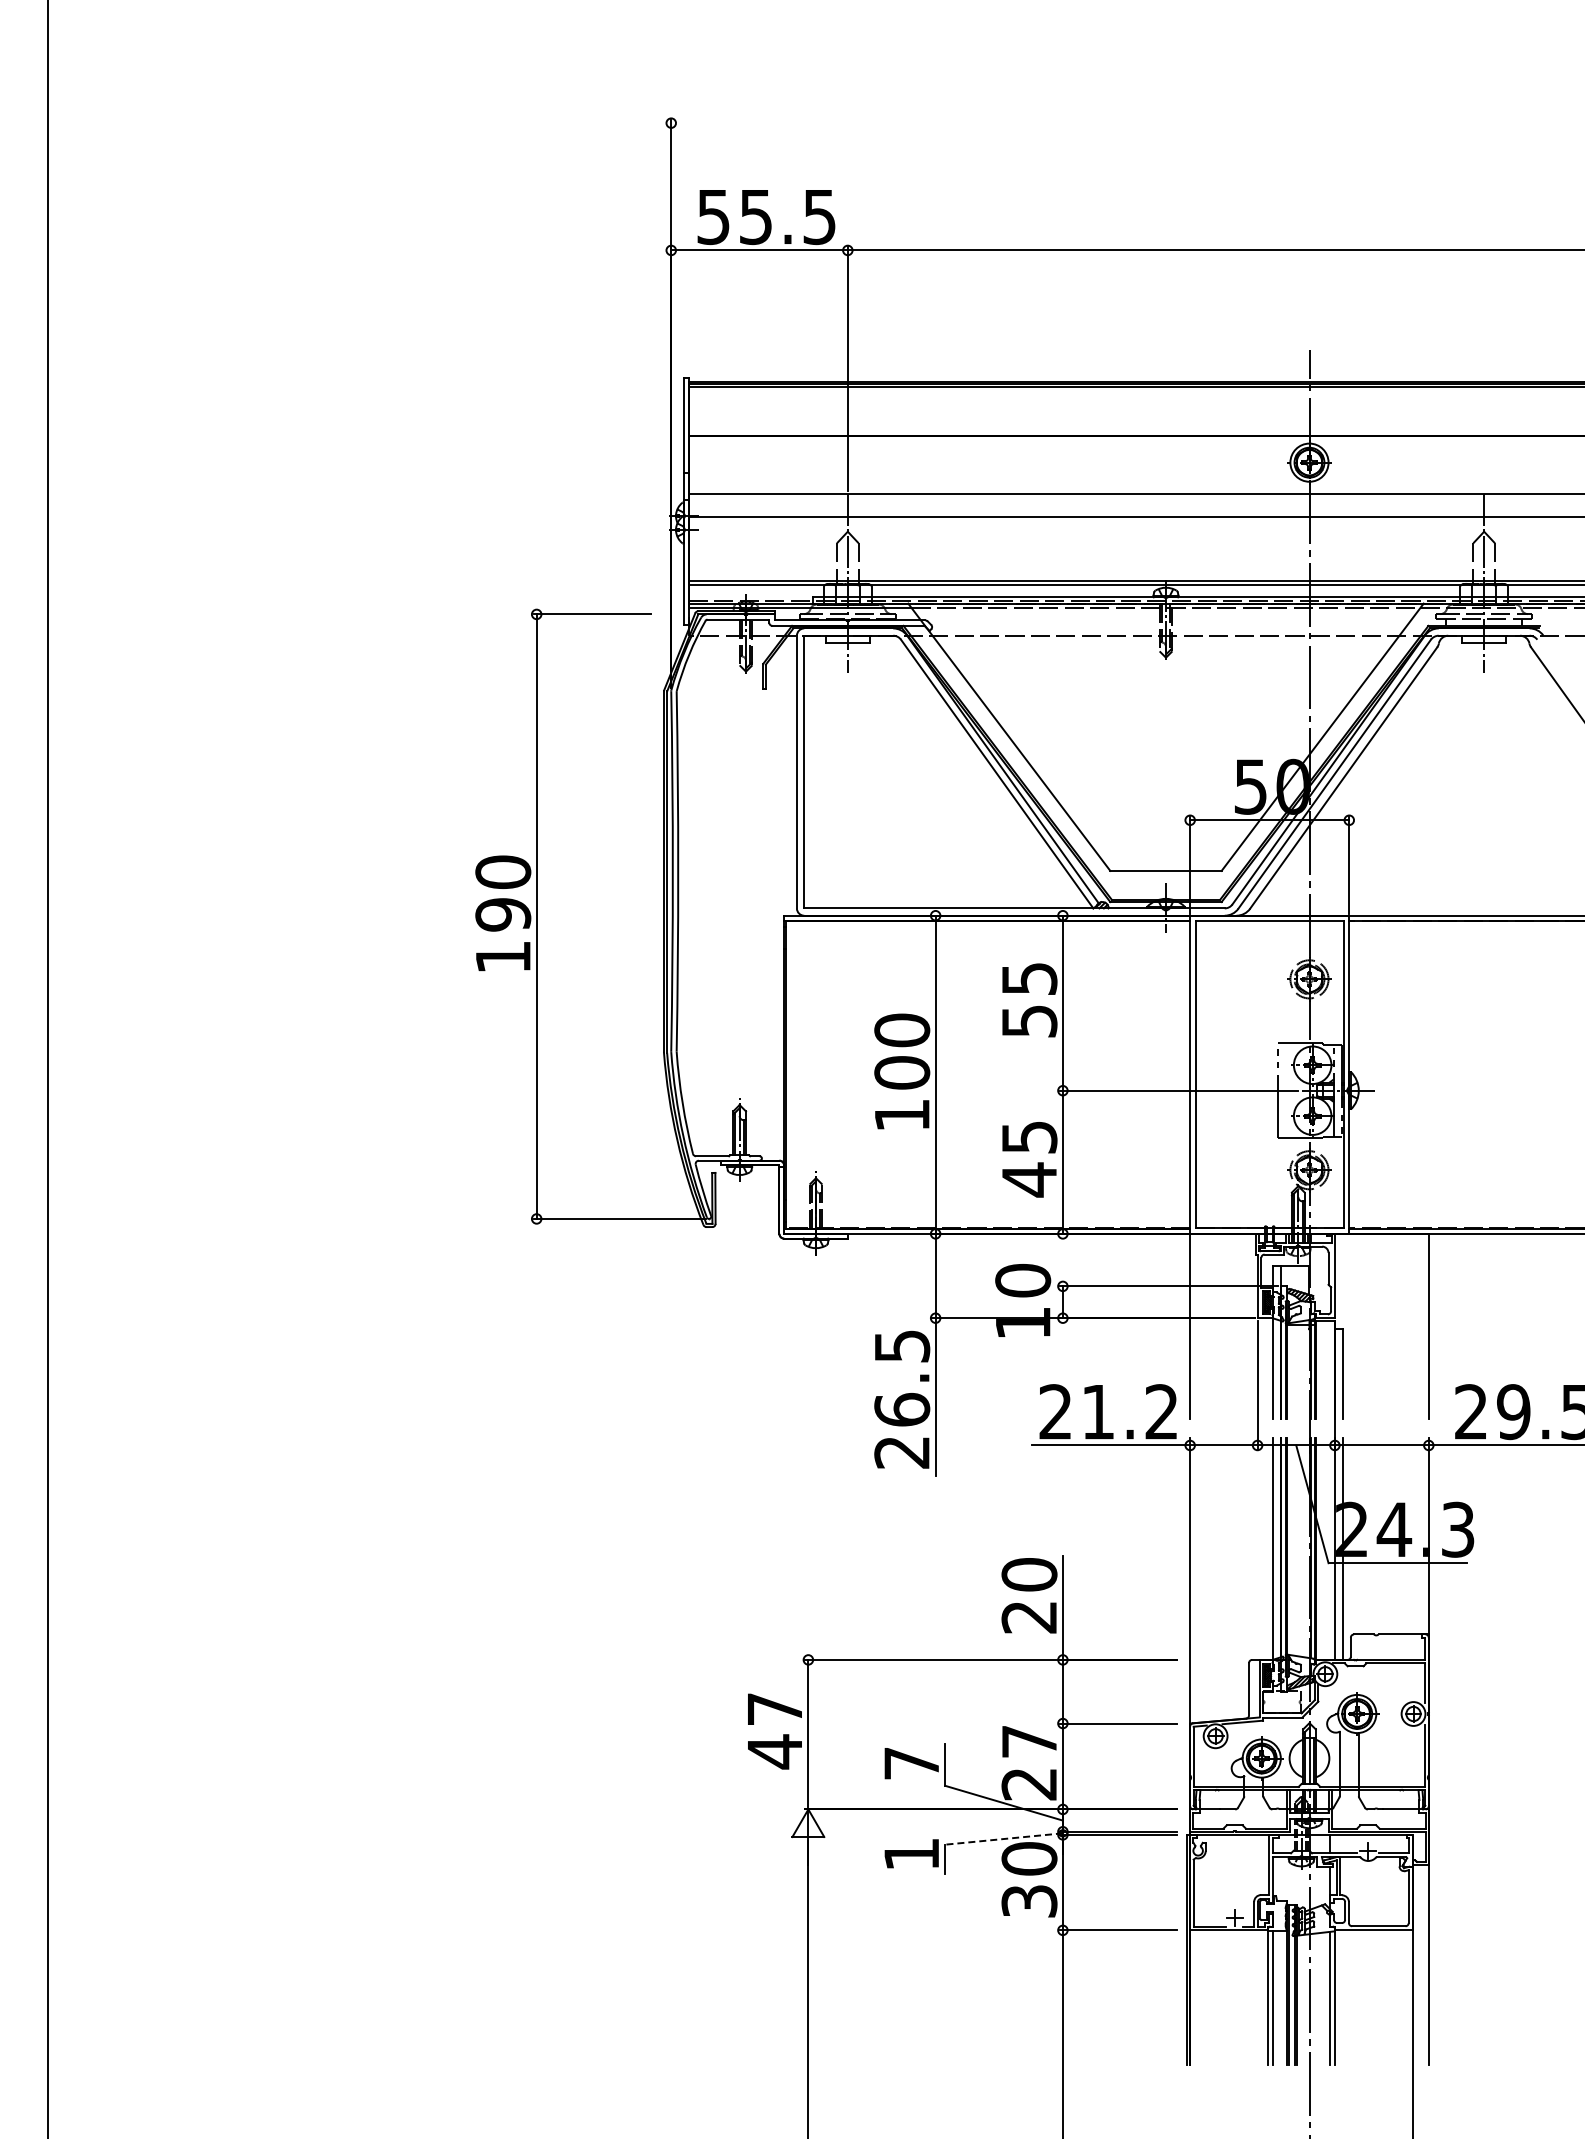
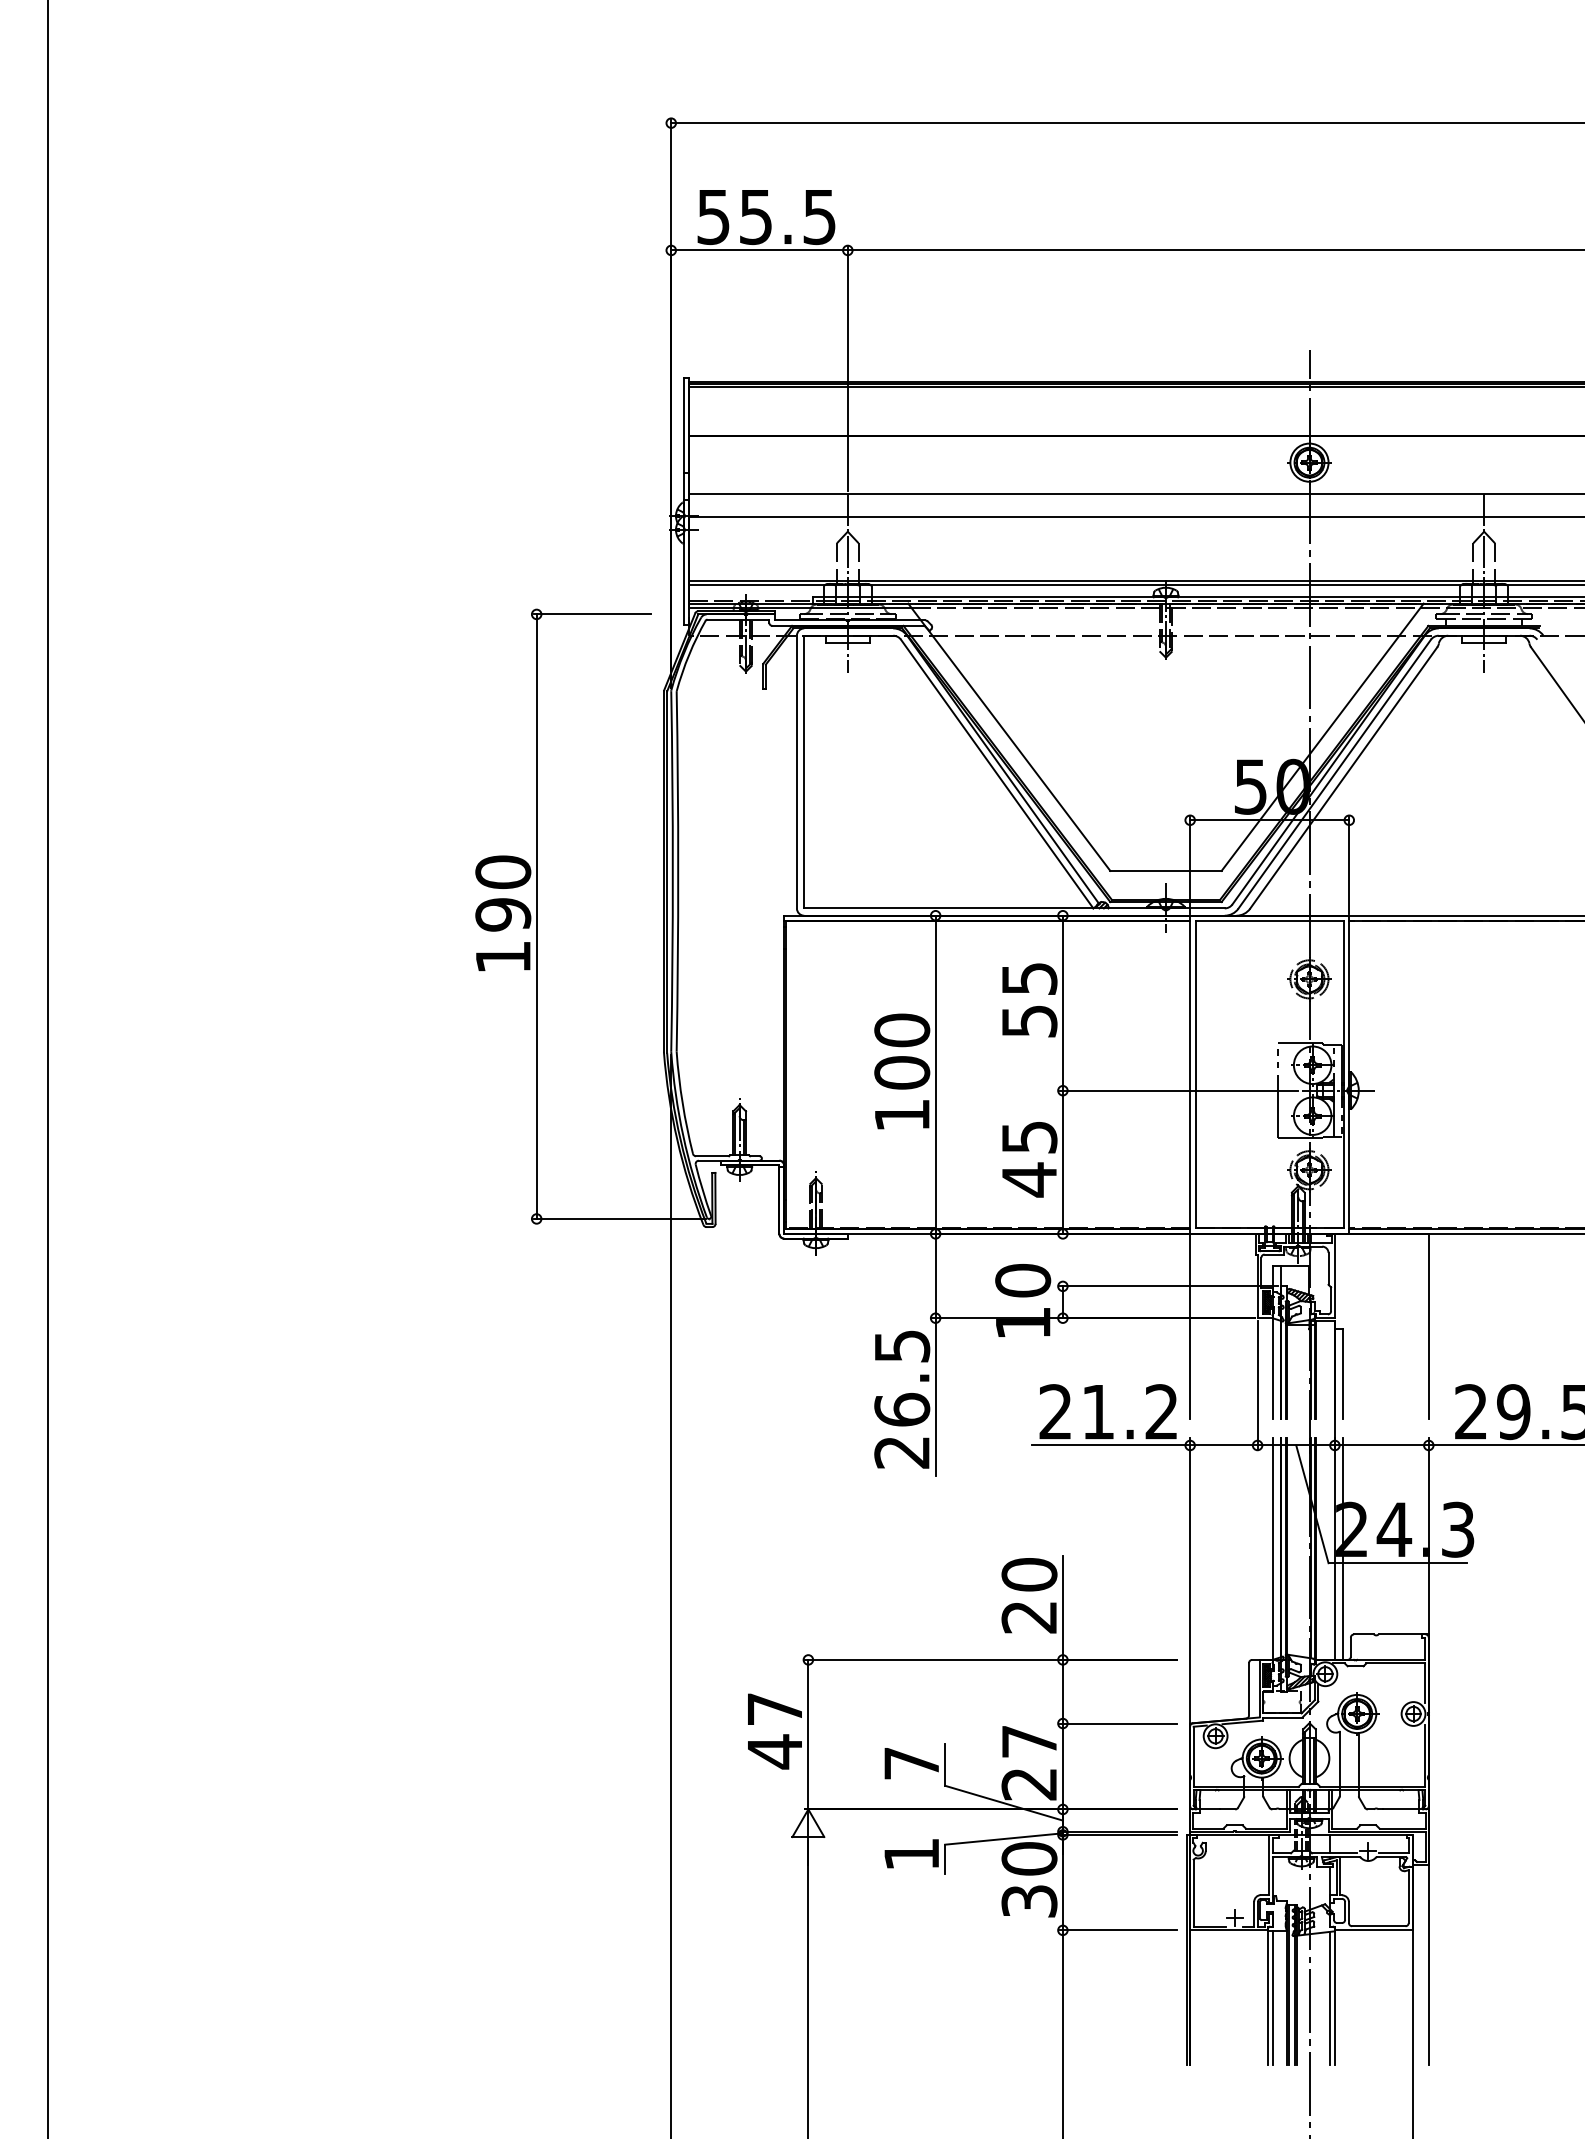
line: none -> present (1126, 123)
line: none -> present (671, 1595)
line: dashed -> solid (1003, 1839)
